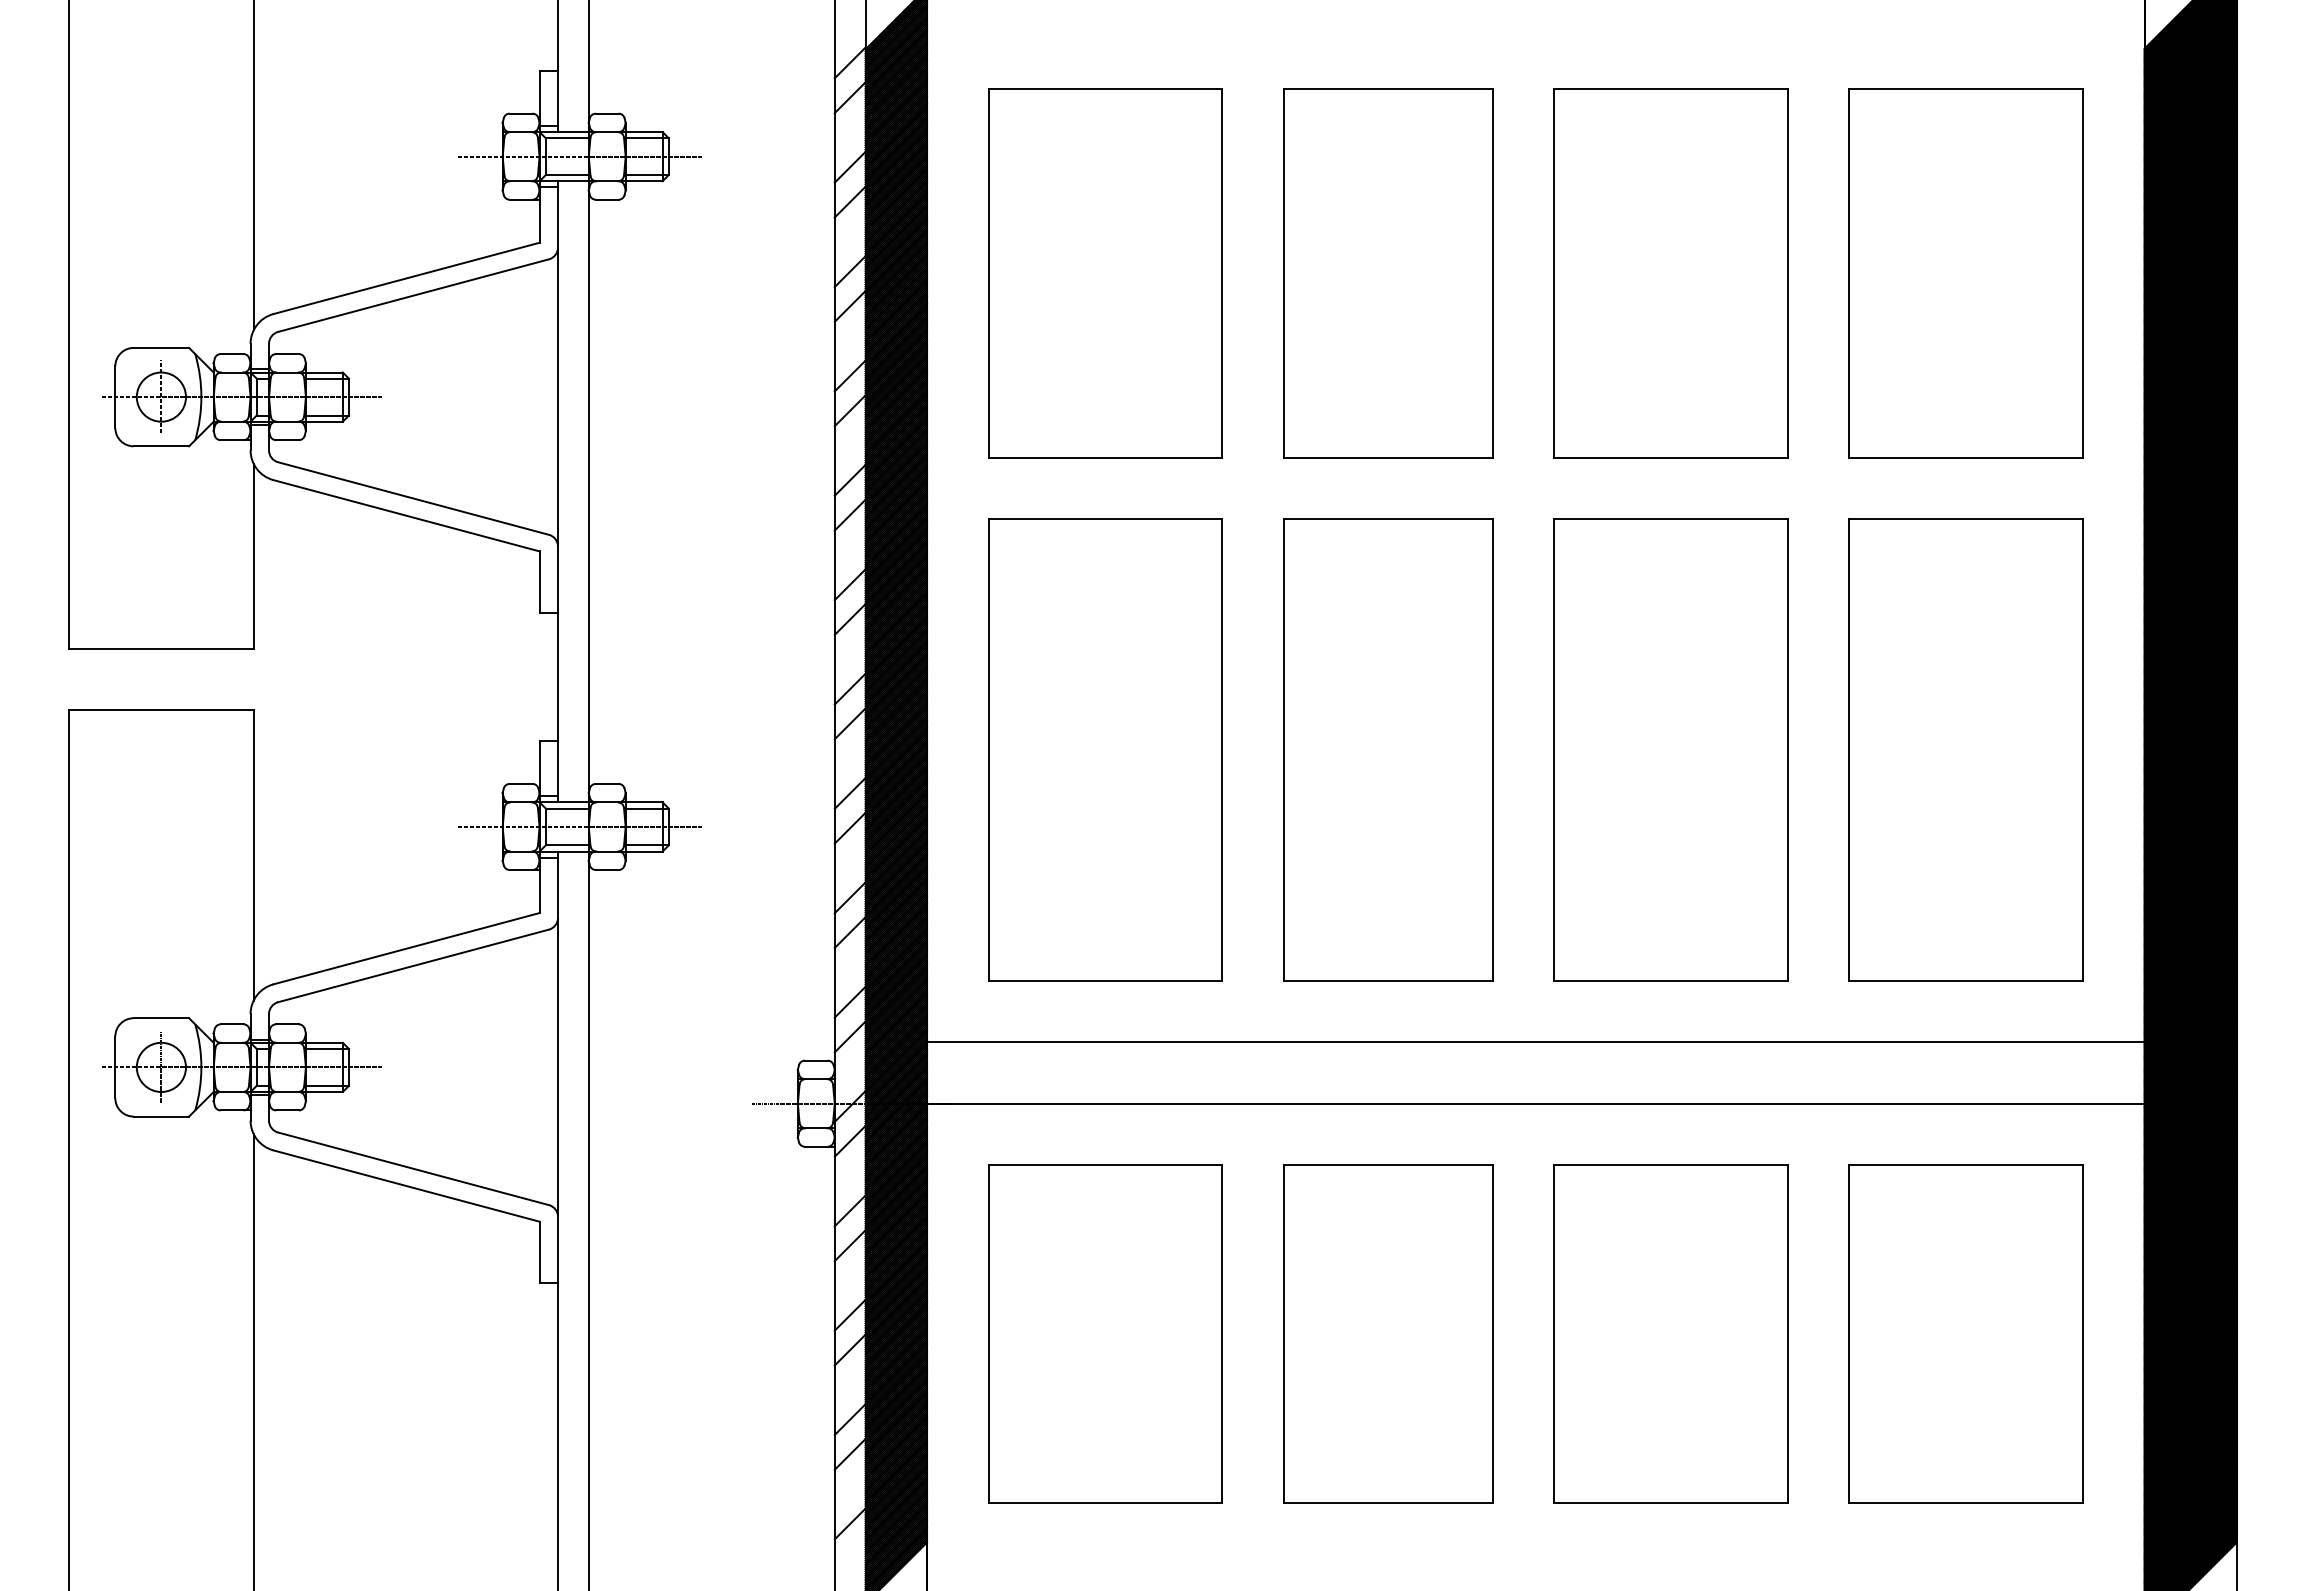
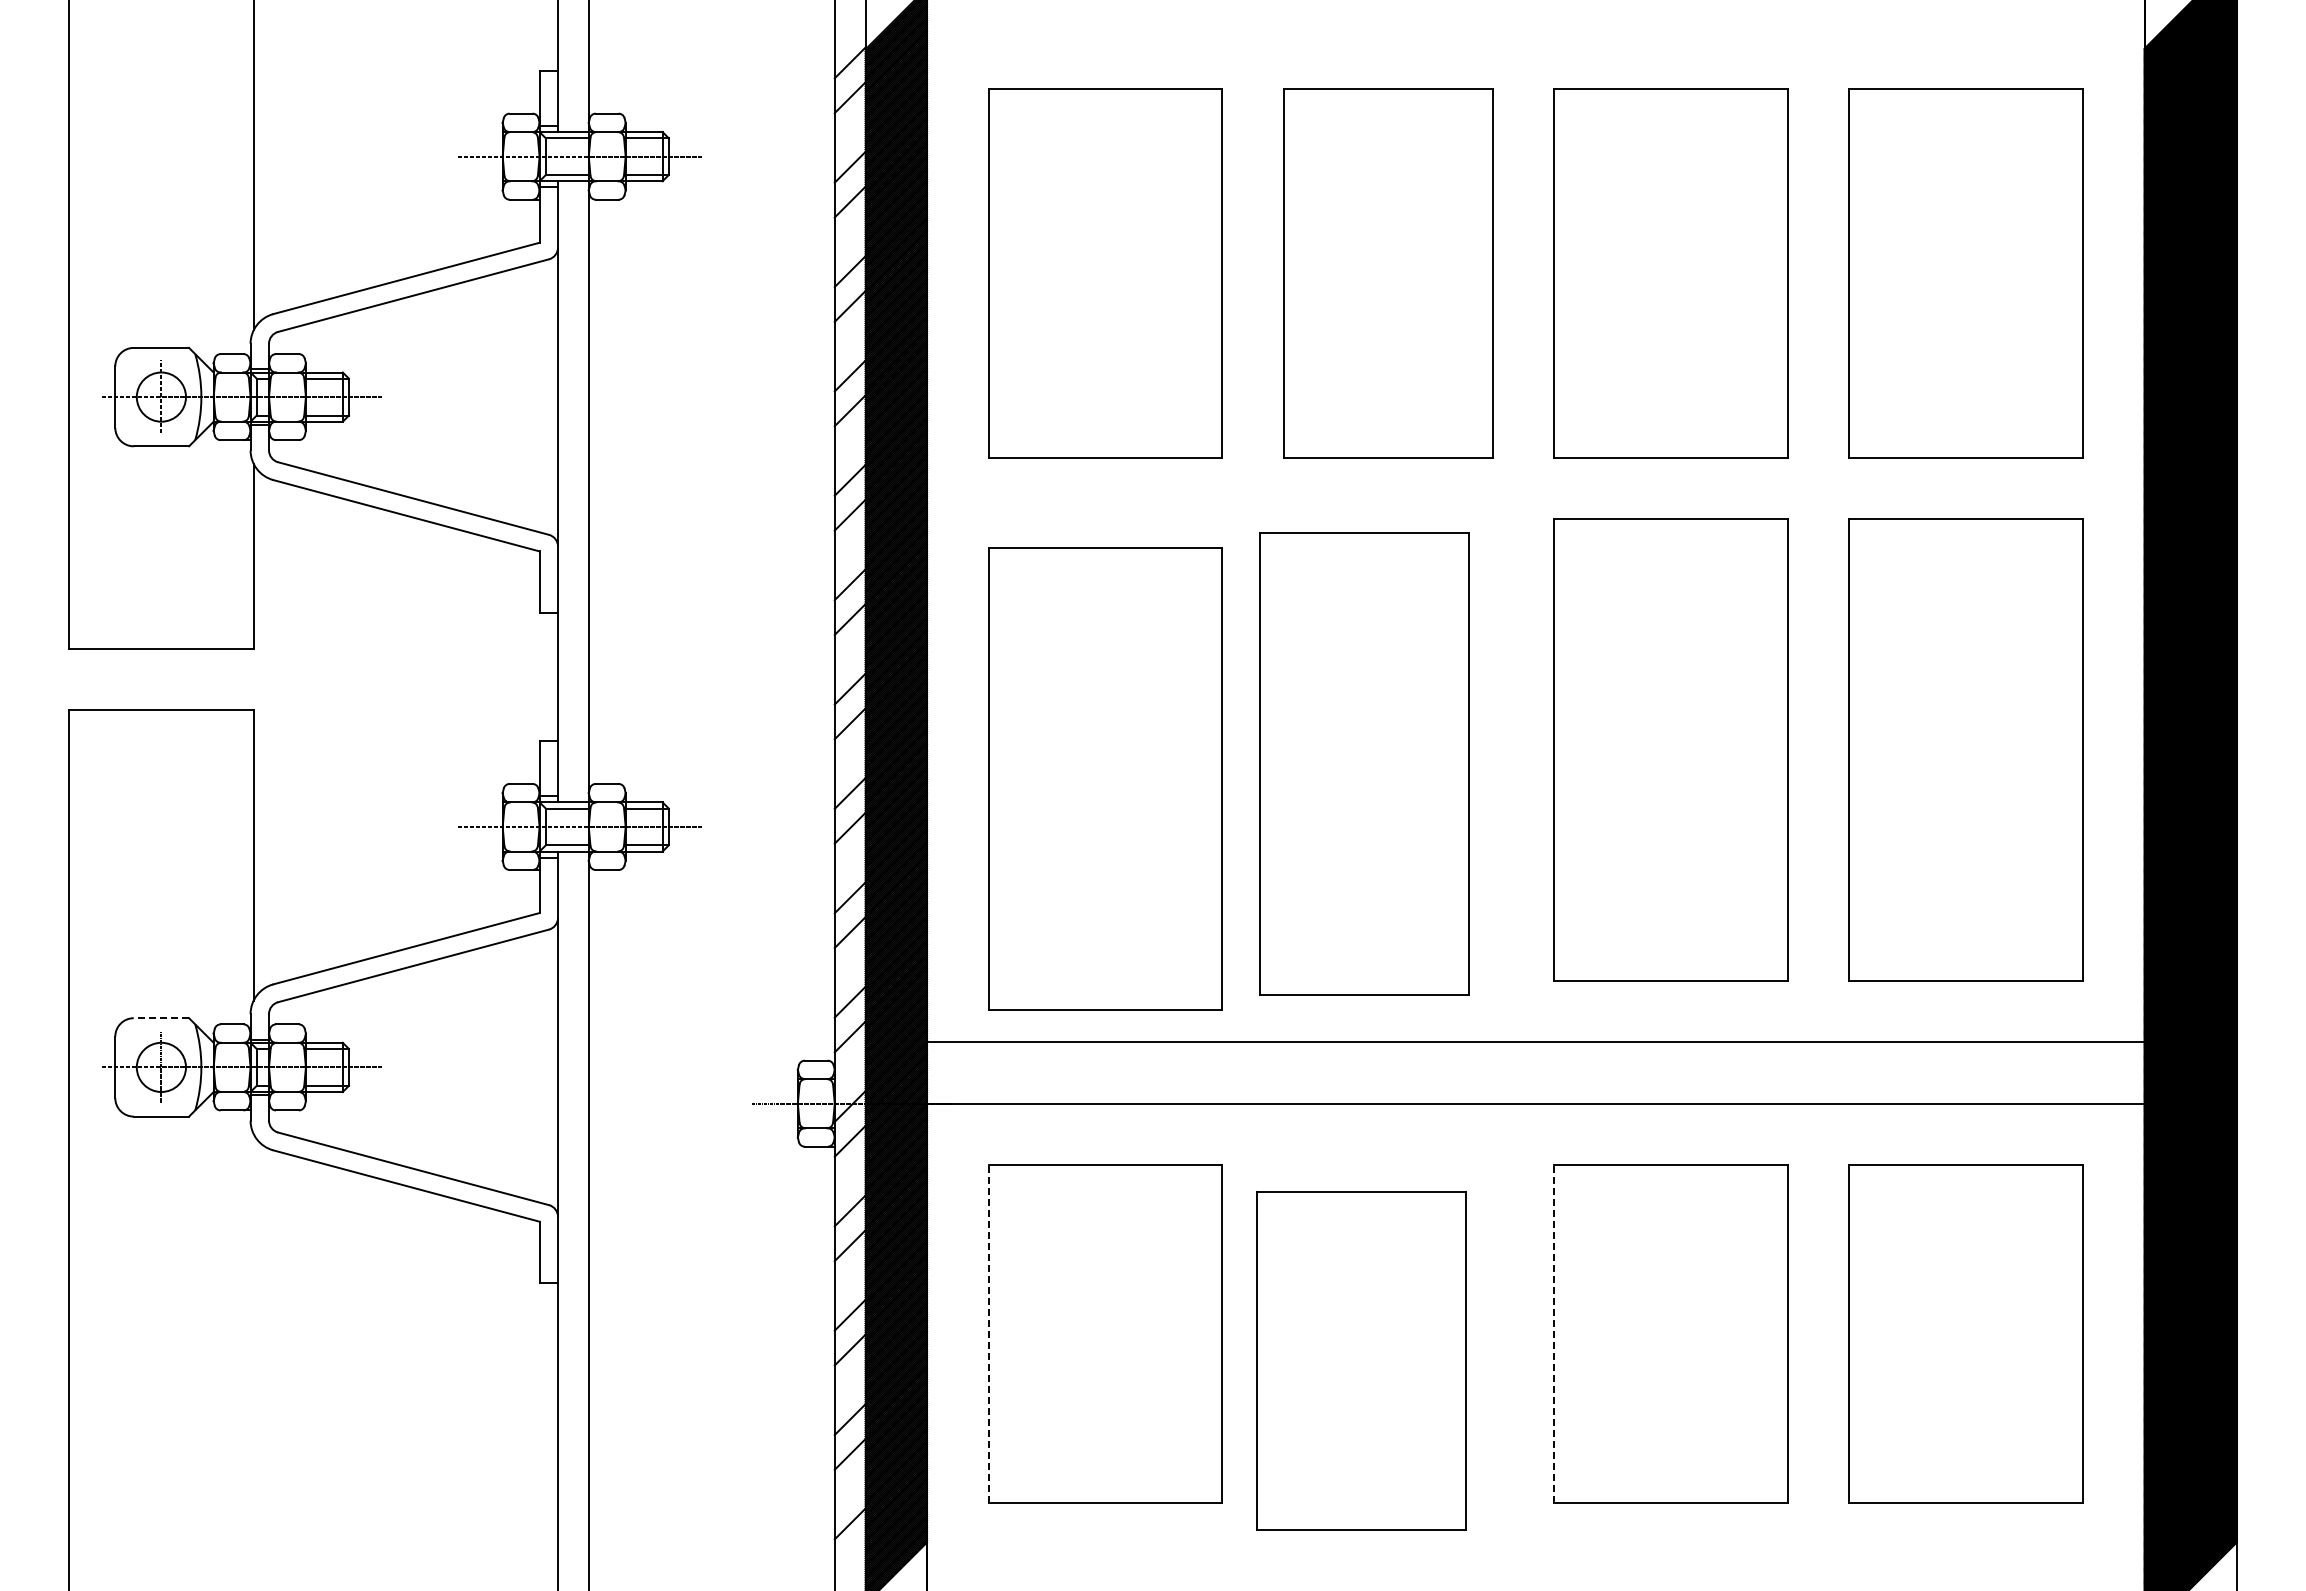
part position: (1105, 749) -> (1105, 778) (1105, 778)
part position: (1388, 749) -> (1364, 763) (1364, 763)
line: solid -> dashed (161, 1018)
line: solid -> dashed (988, 1333)
part position: (1388, 1333) -> (1361, 1360) (1361, 1360)
line: solid -> dashed (1554, 1333)
line: present -> none (253, 1360)
